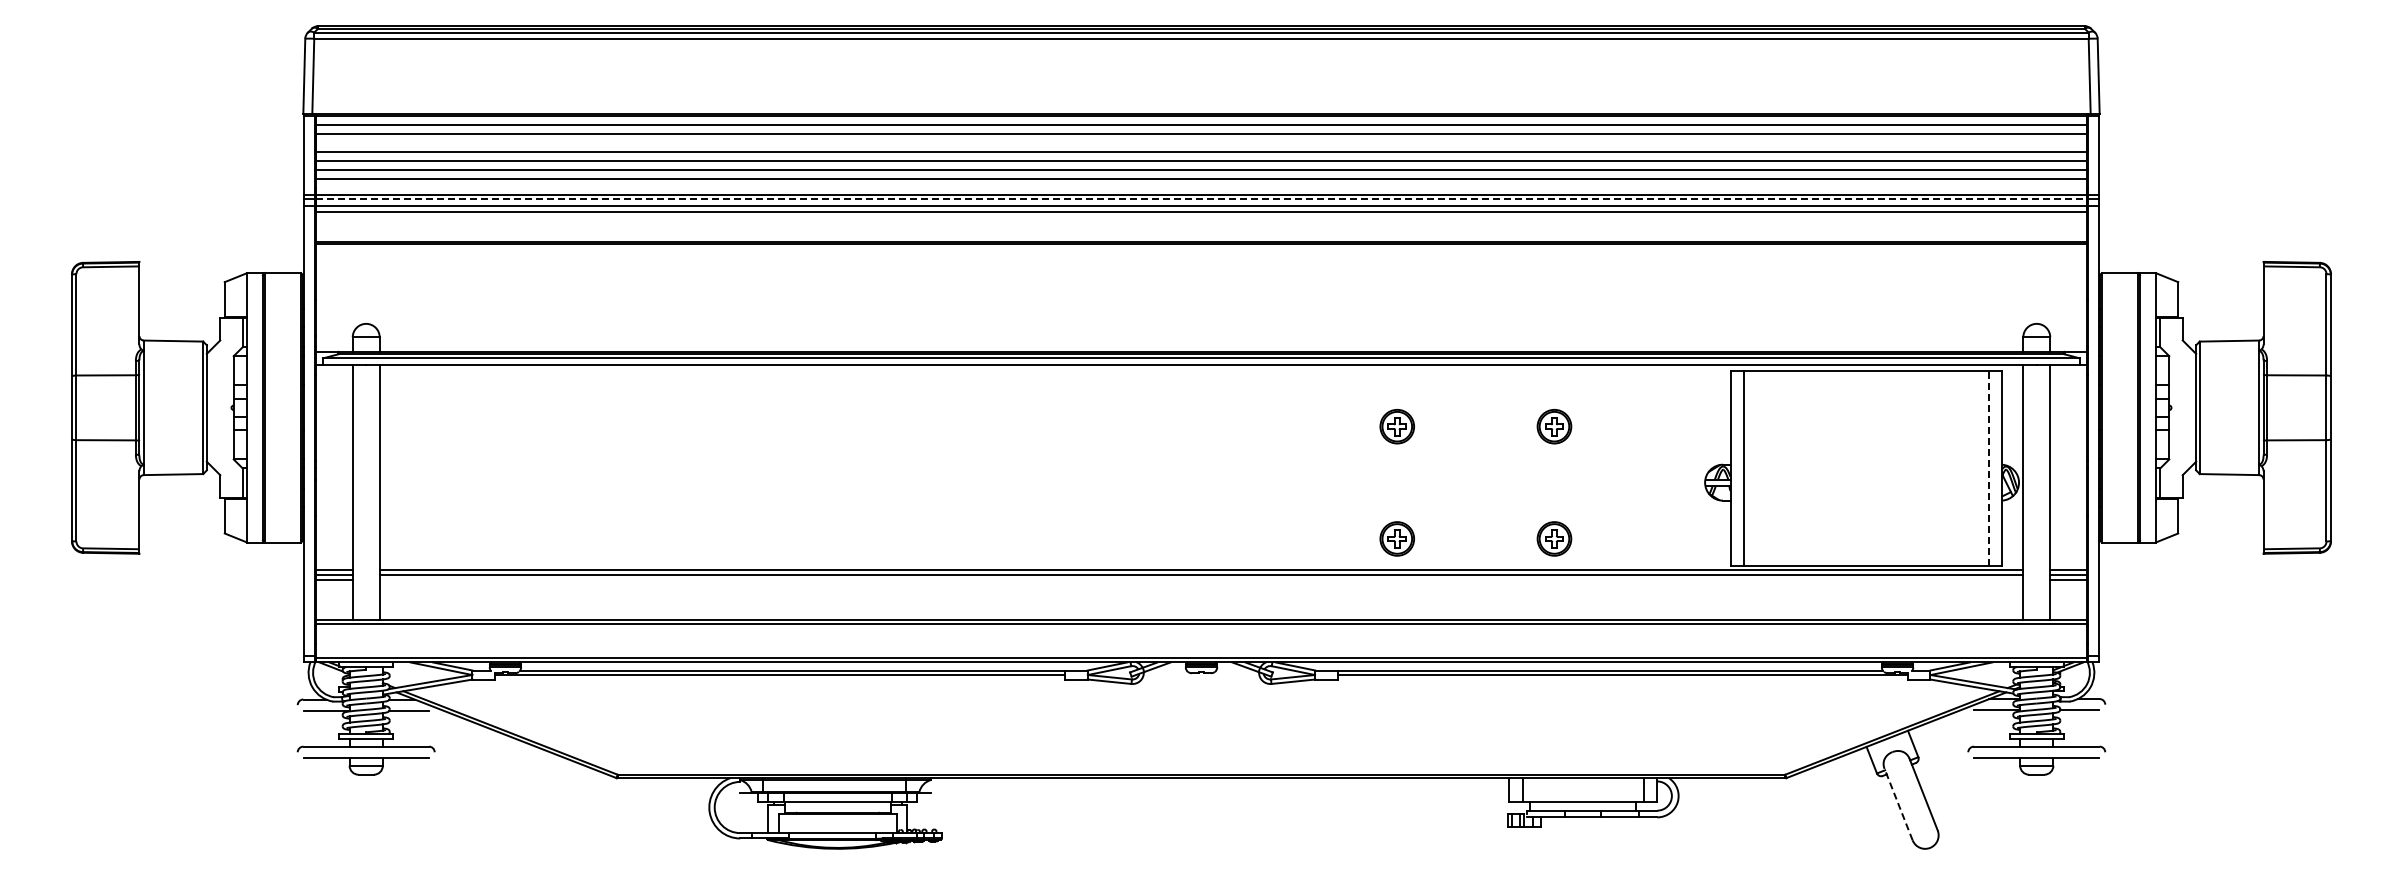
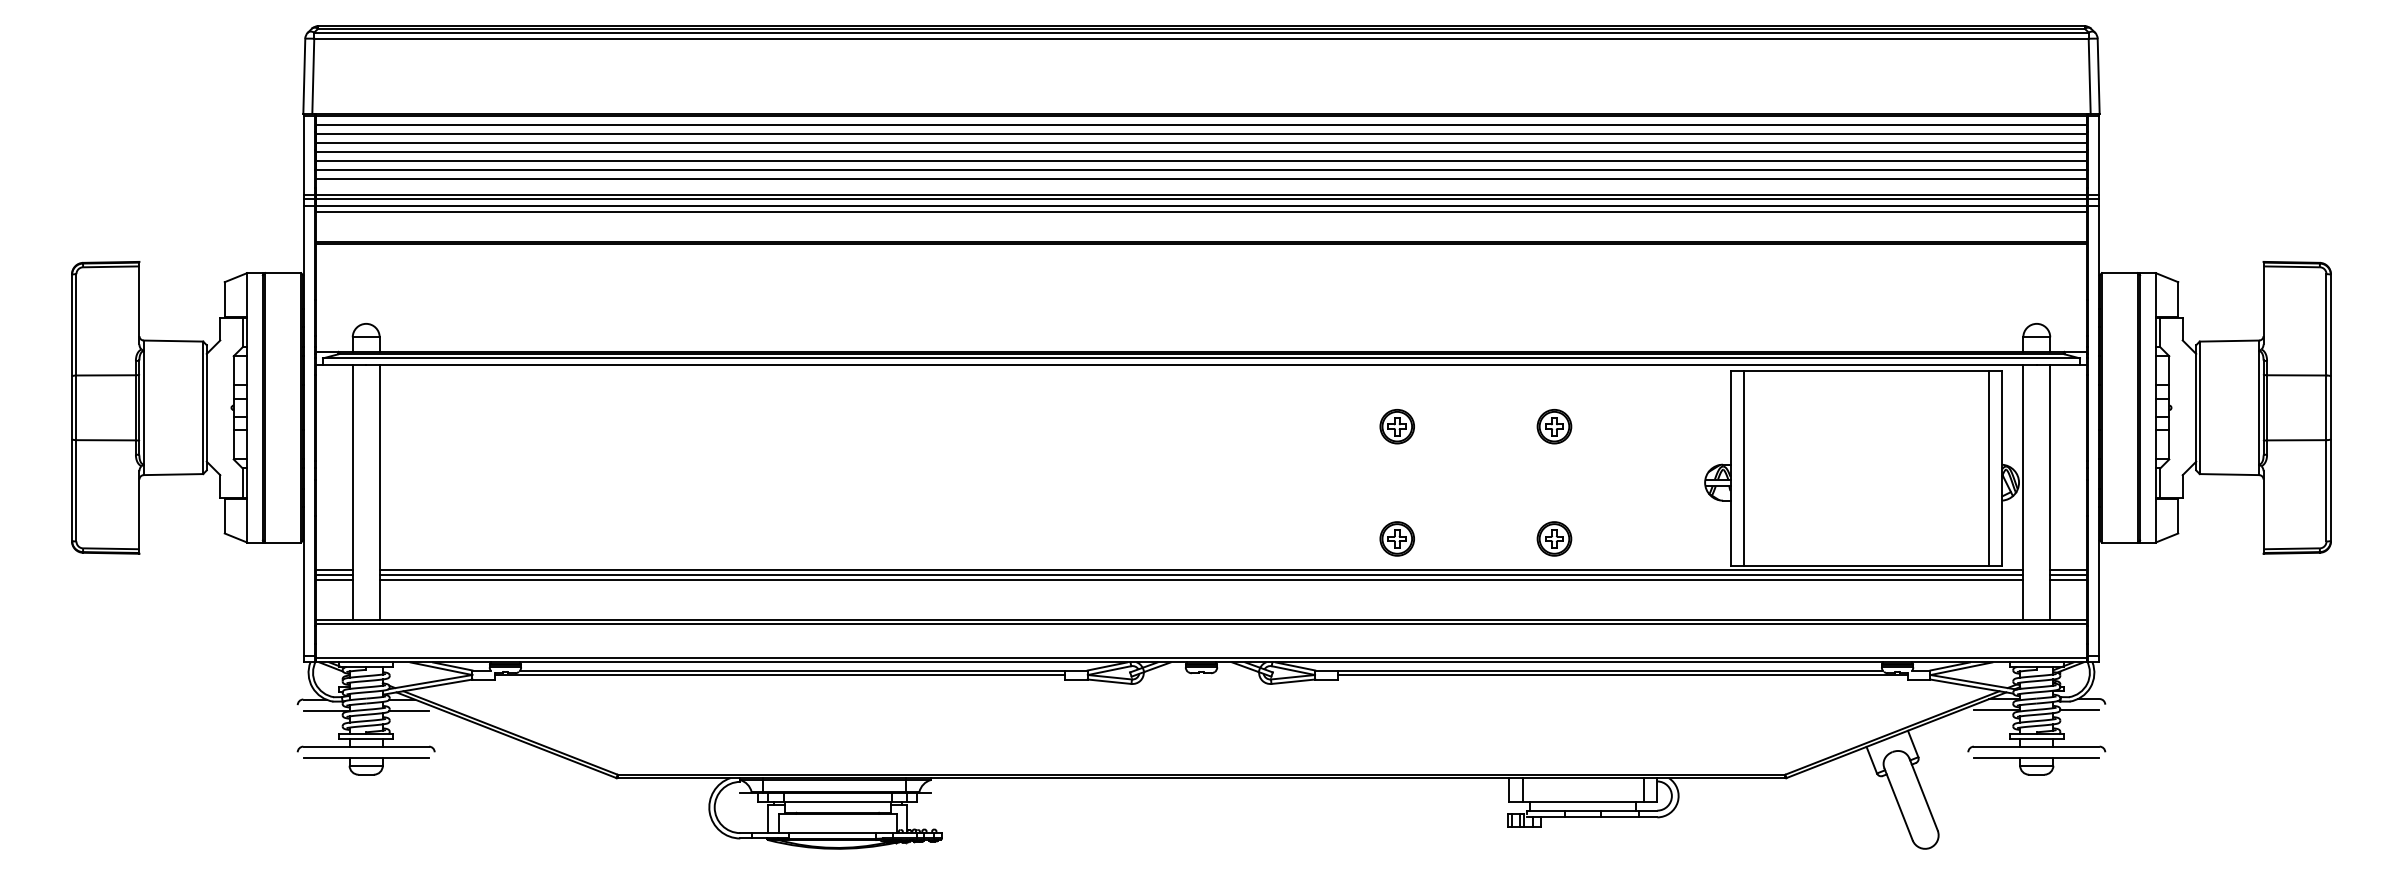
line: none -> present (1201, 143)
line: dashed -> solid (1202, 199)
line: dashed -> solid (1988, 468)
line: none -> present (1201, 579)
line: dashed -> solid (1898, 804)
